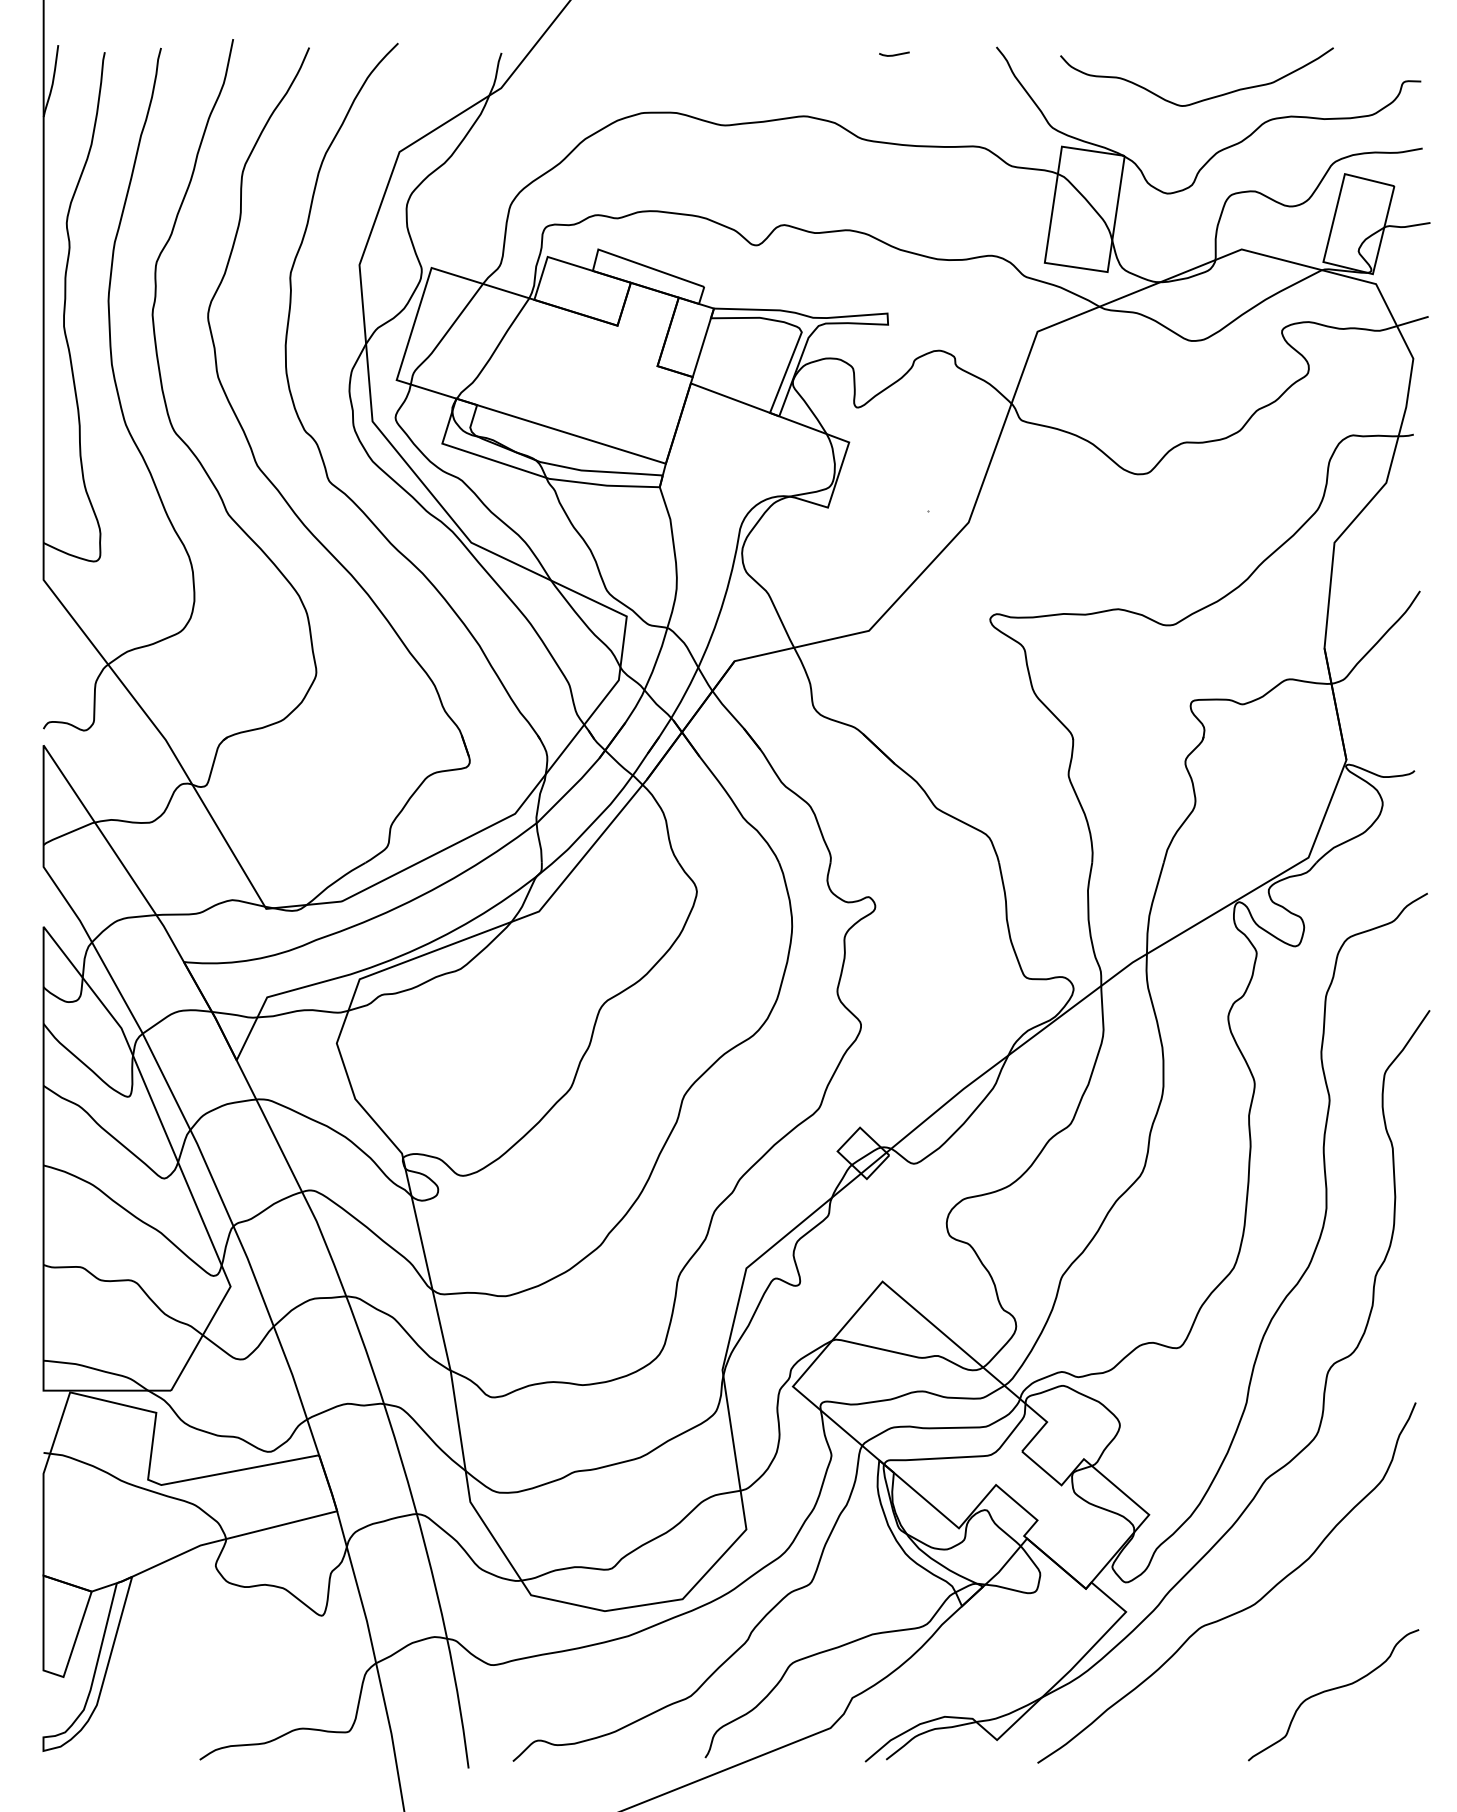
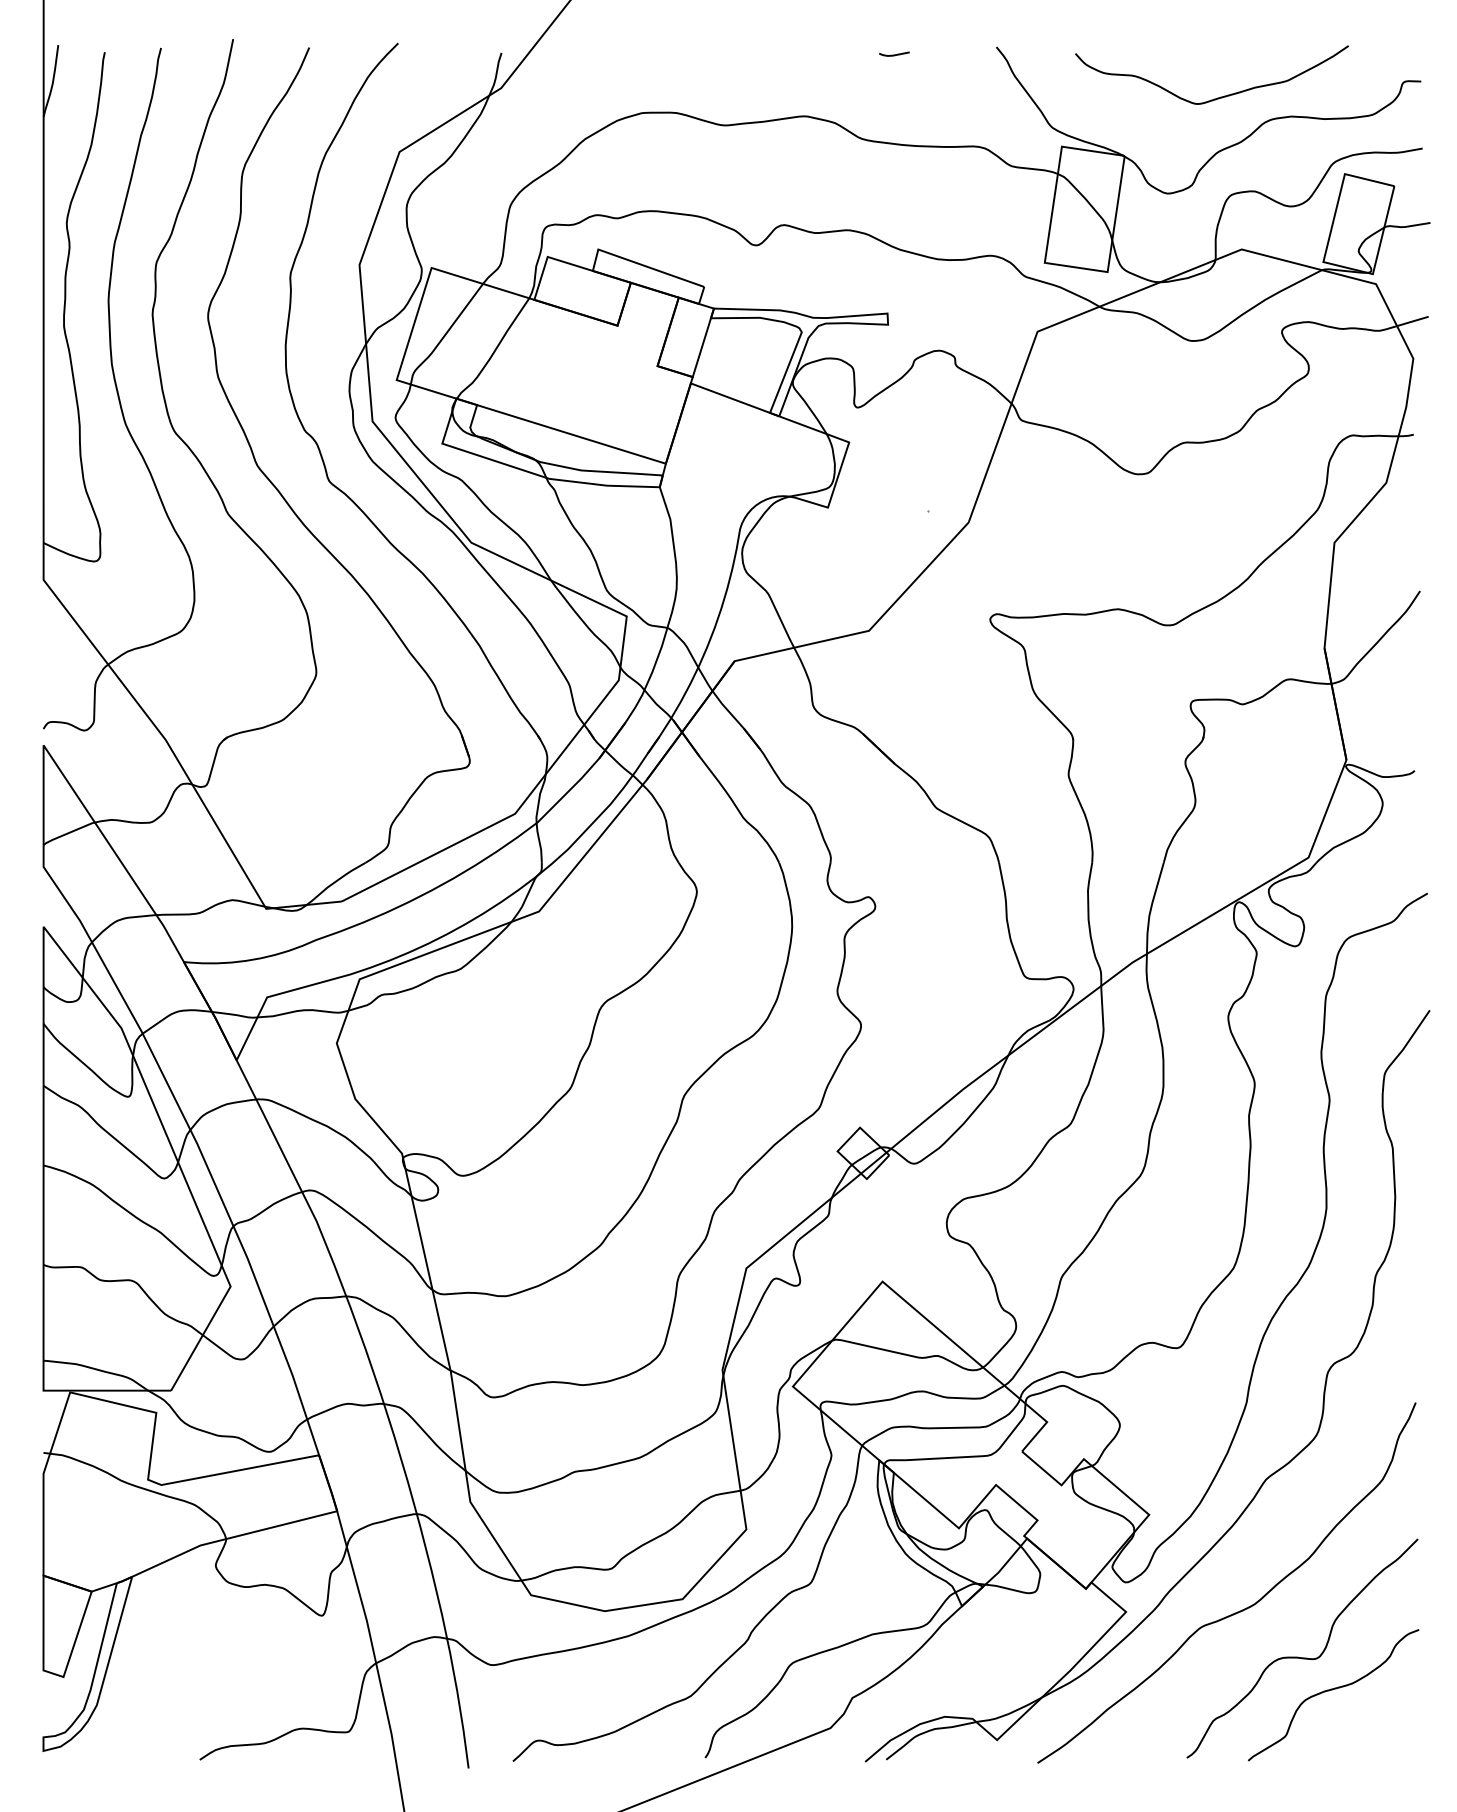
curve position: (1205, 98) -> (1220, 96) (1220, 96)
curve: none -> present (1298, 1656)
